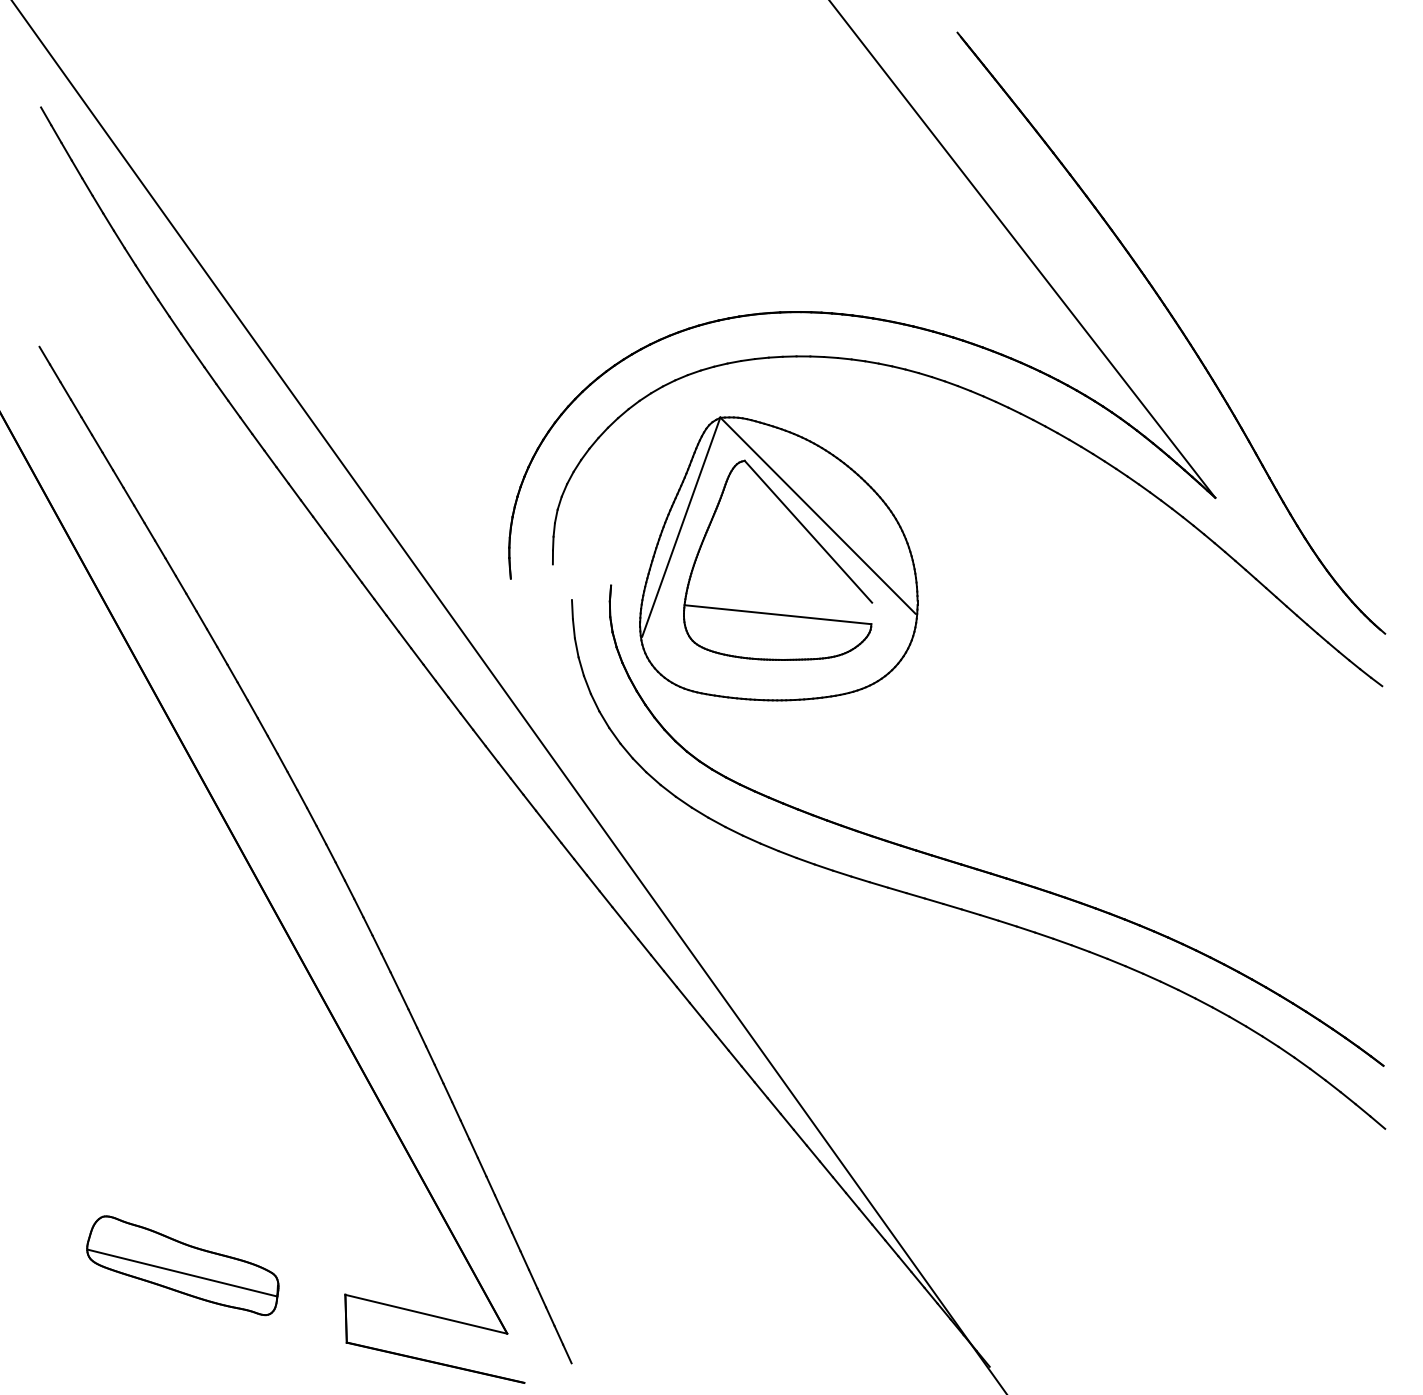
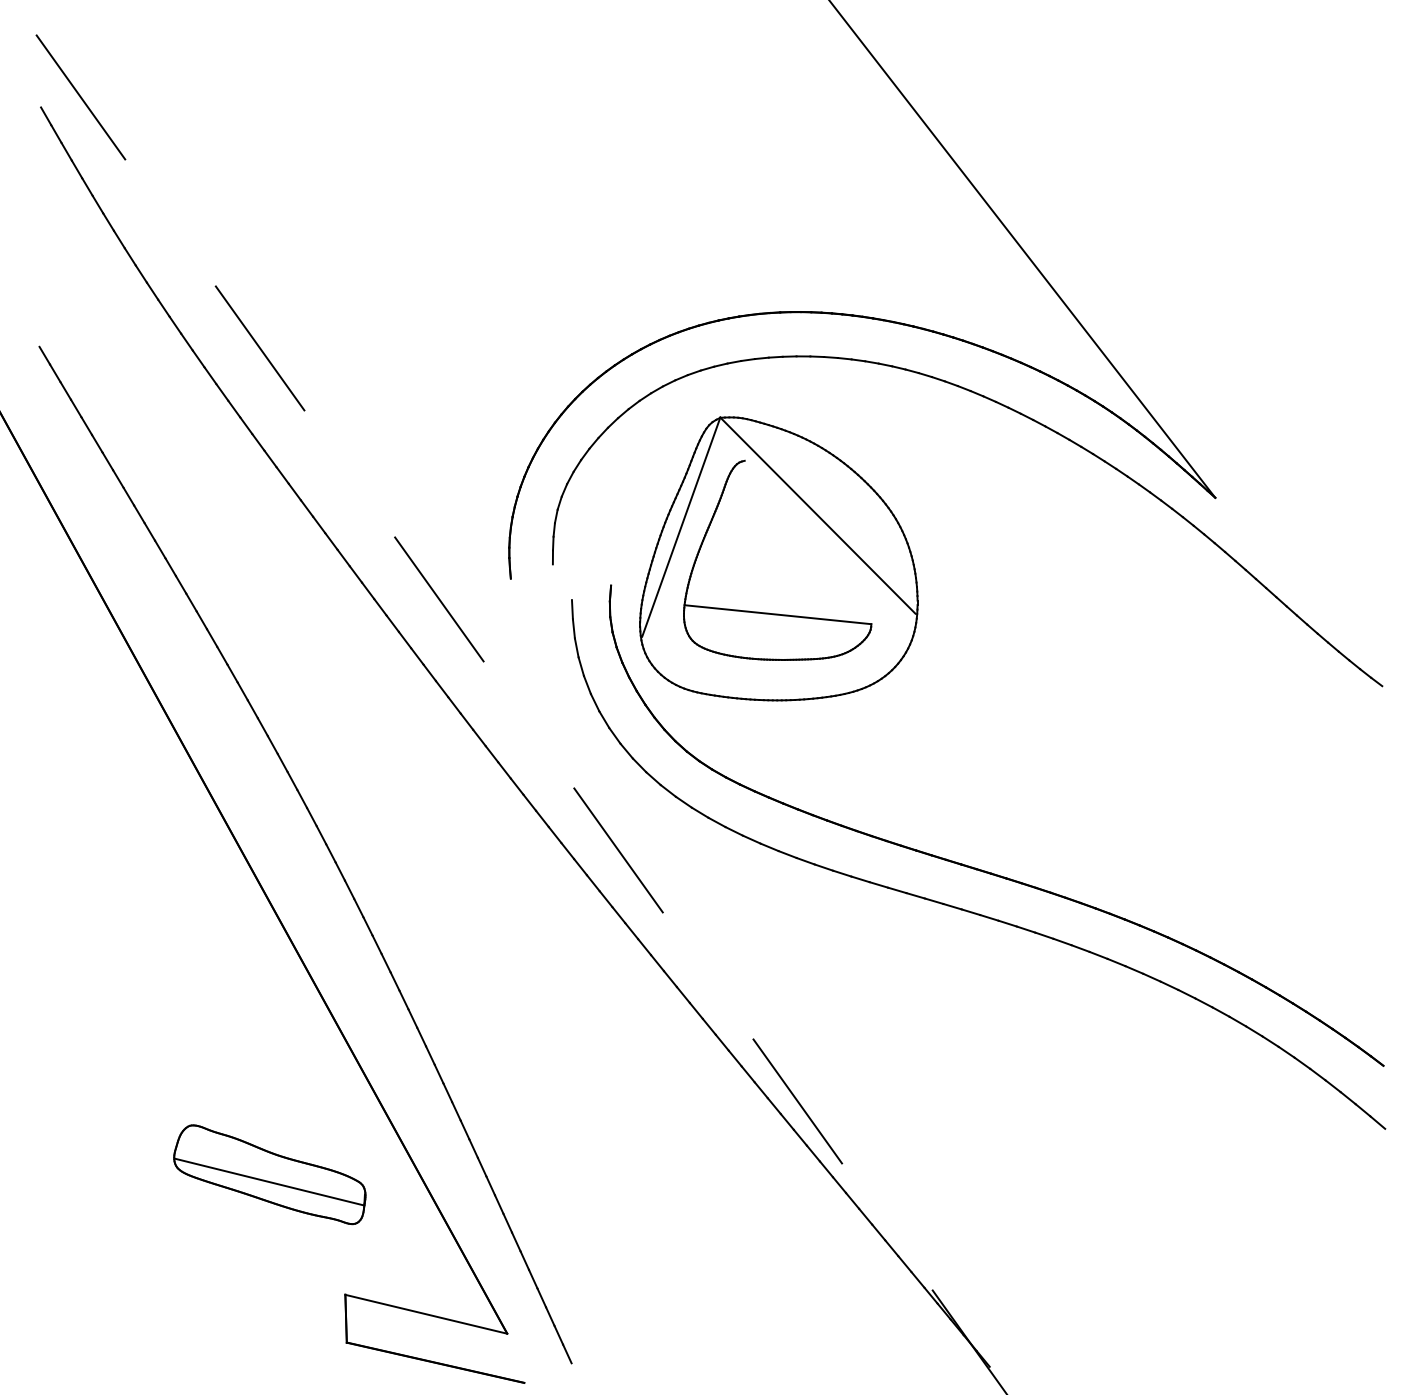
part: present -> none (1178, 328)
line: present -> none (808, 531)
line: solid -> dashed (509, 697)
part position: (182, 1265) -> (269, 1174) (269, 1174)
